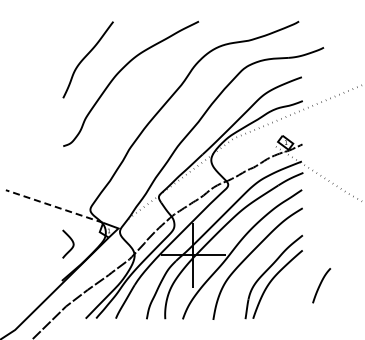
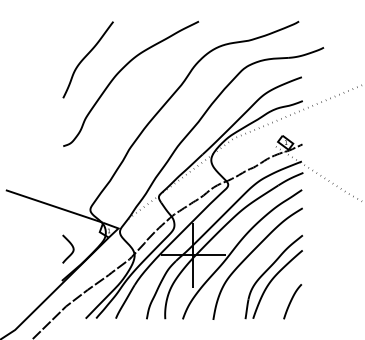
line: dashed -> solid (54, 206)
curve position: (71, 241) -> (71, 246) (71, 246)
curve position: (321, 284) -> (292, 300) (292, 300)
